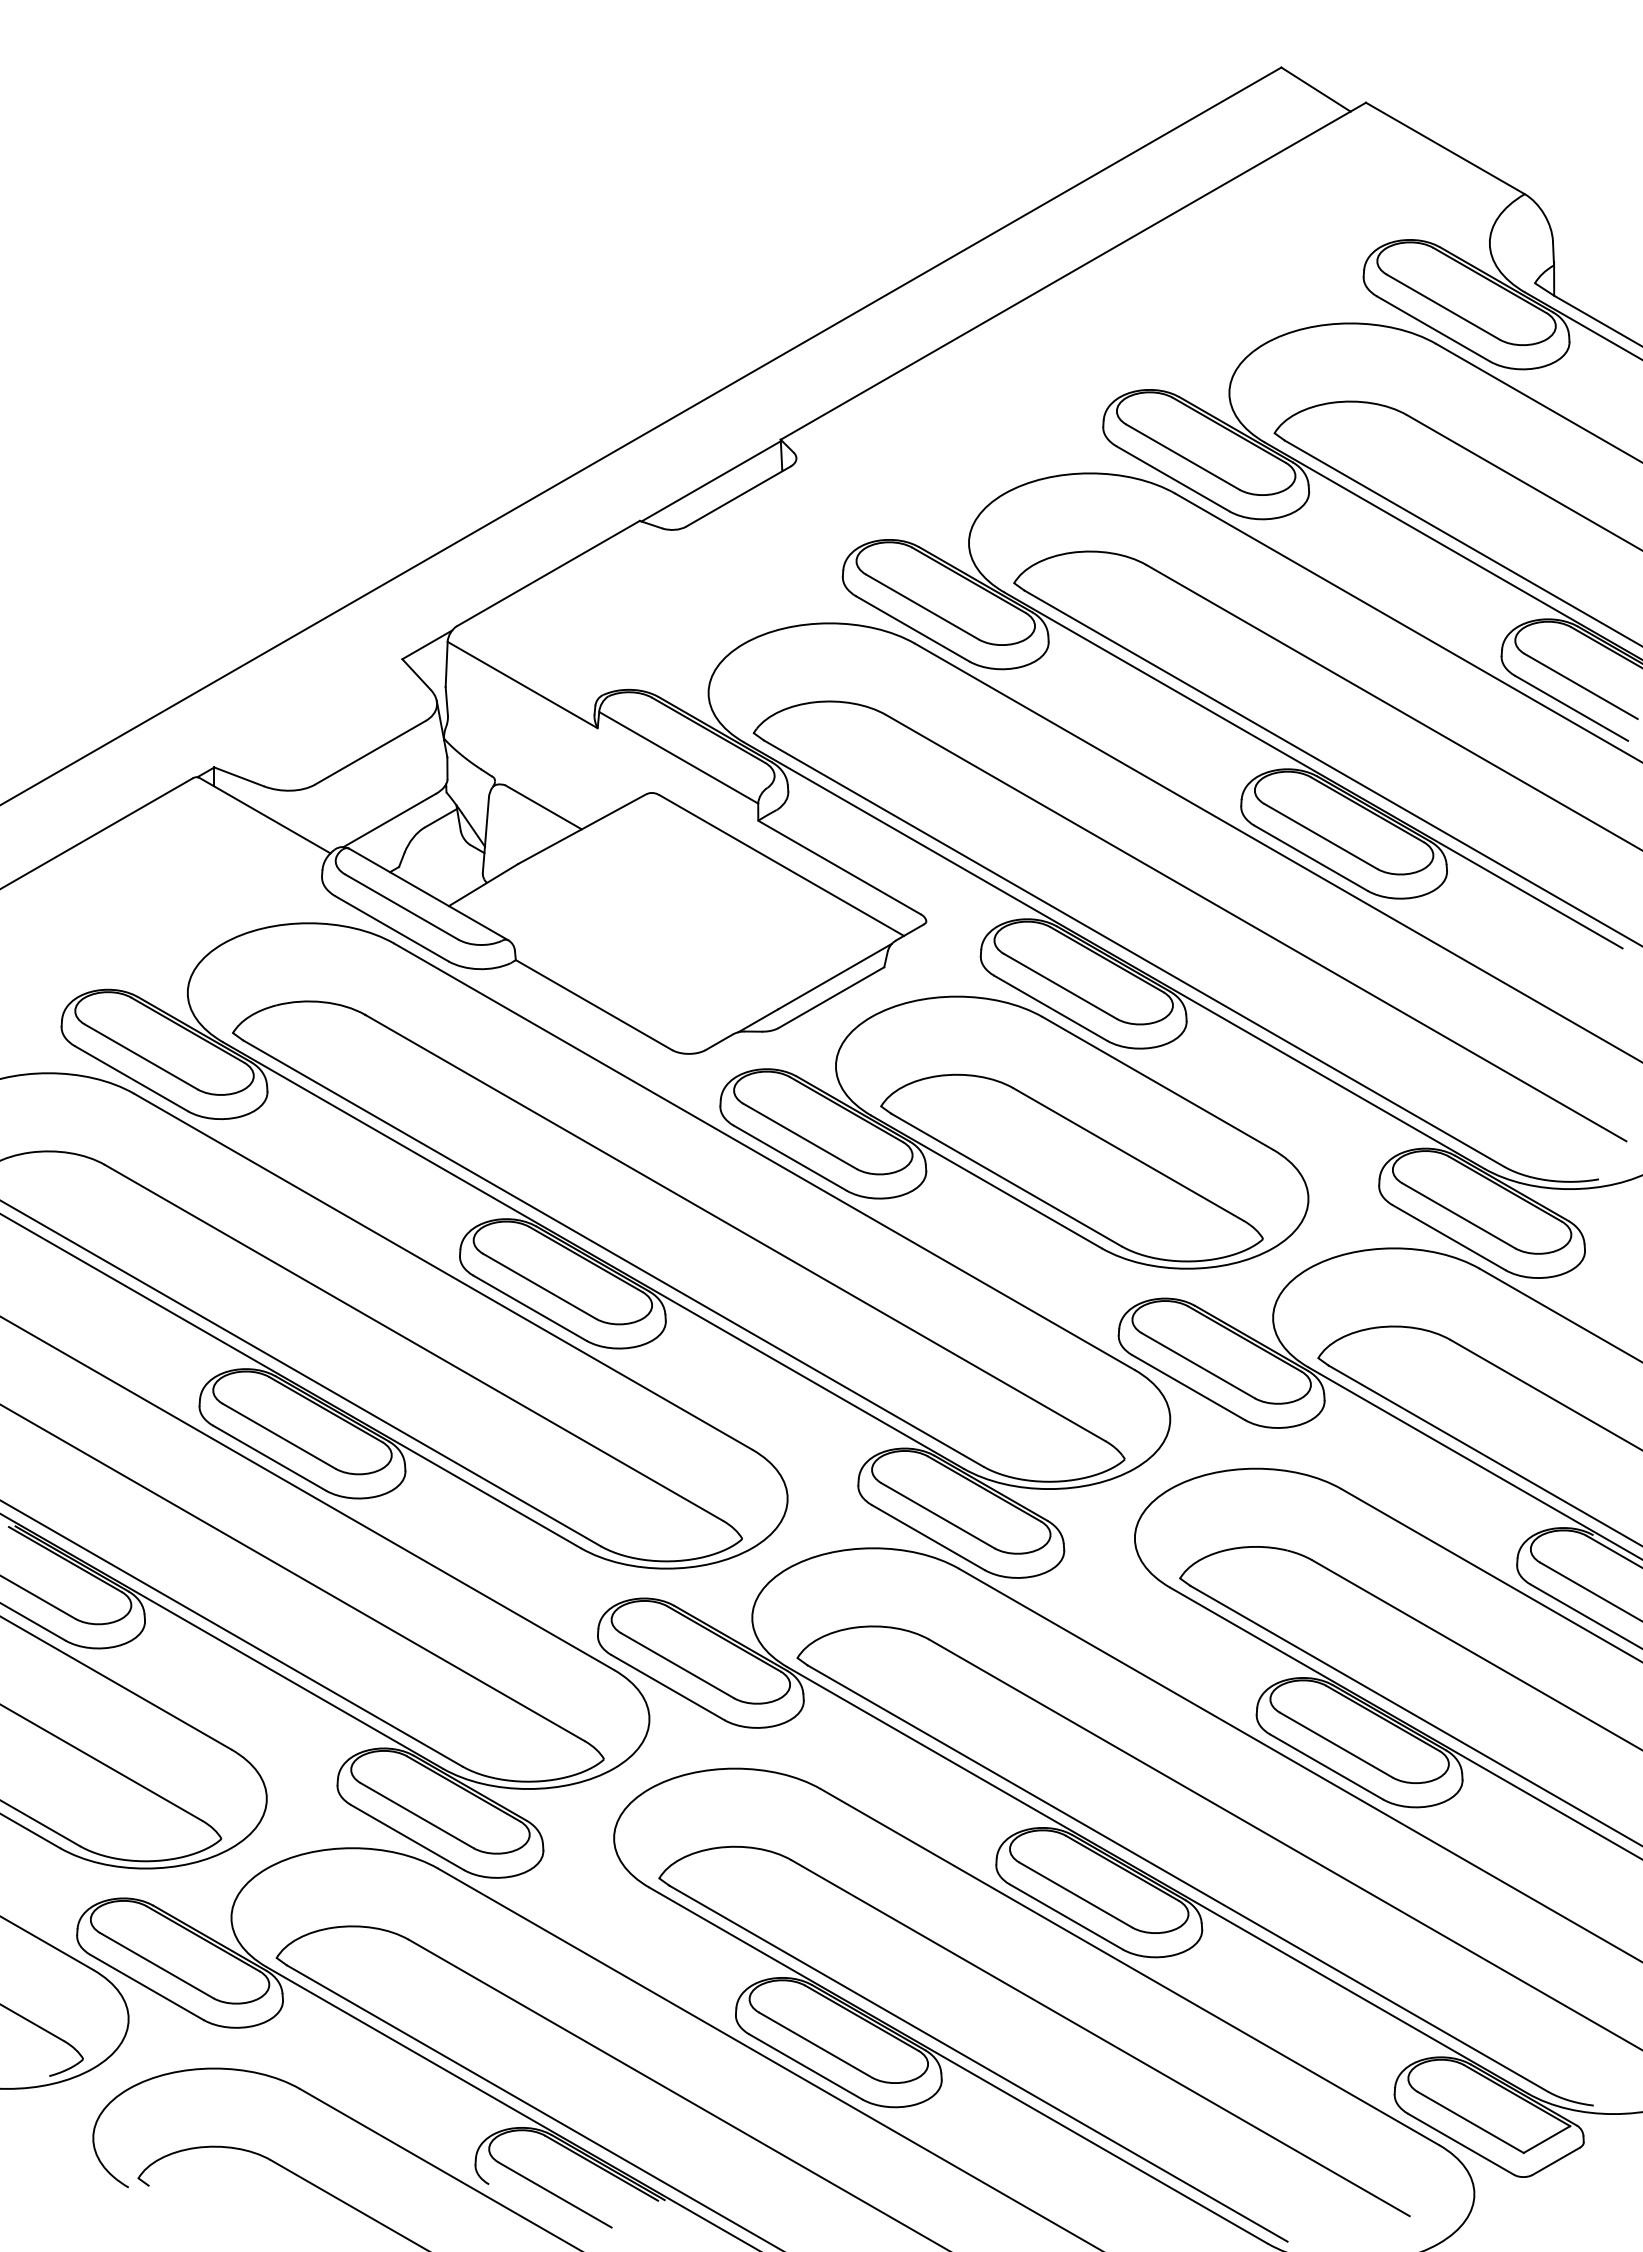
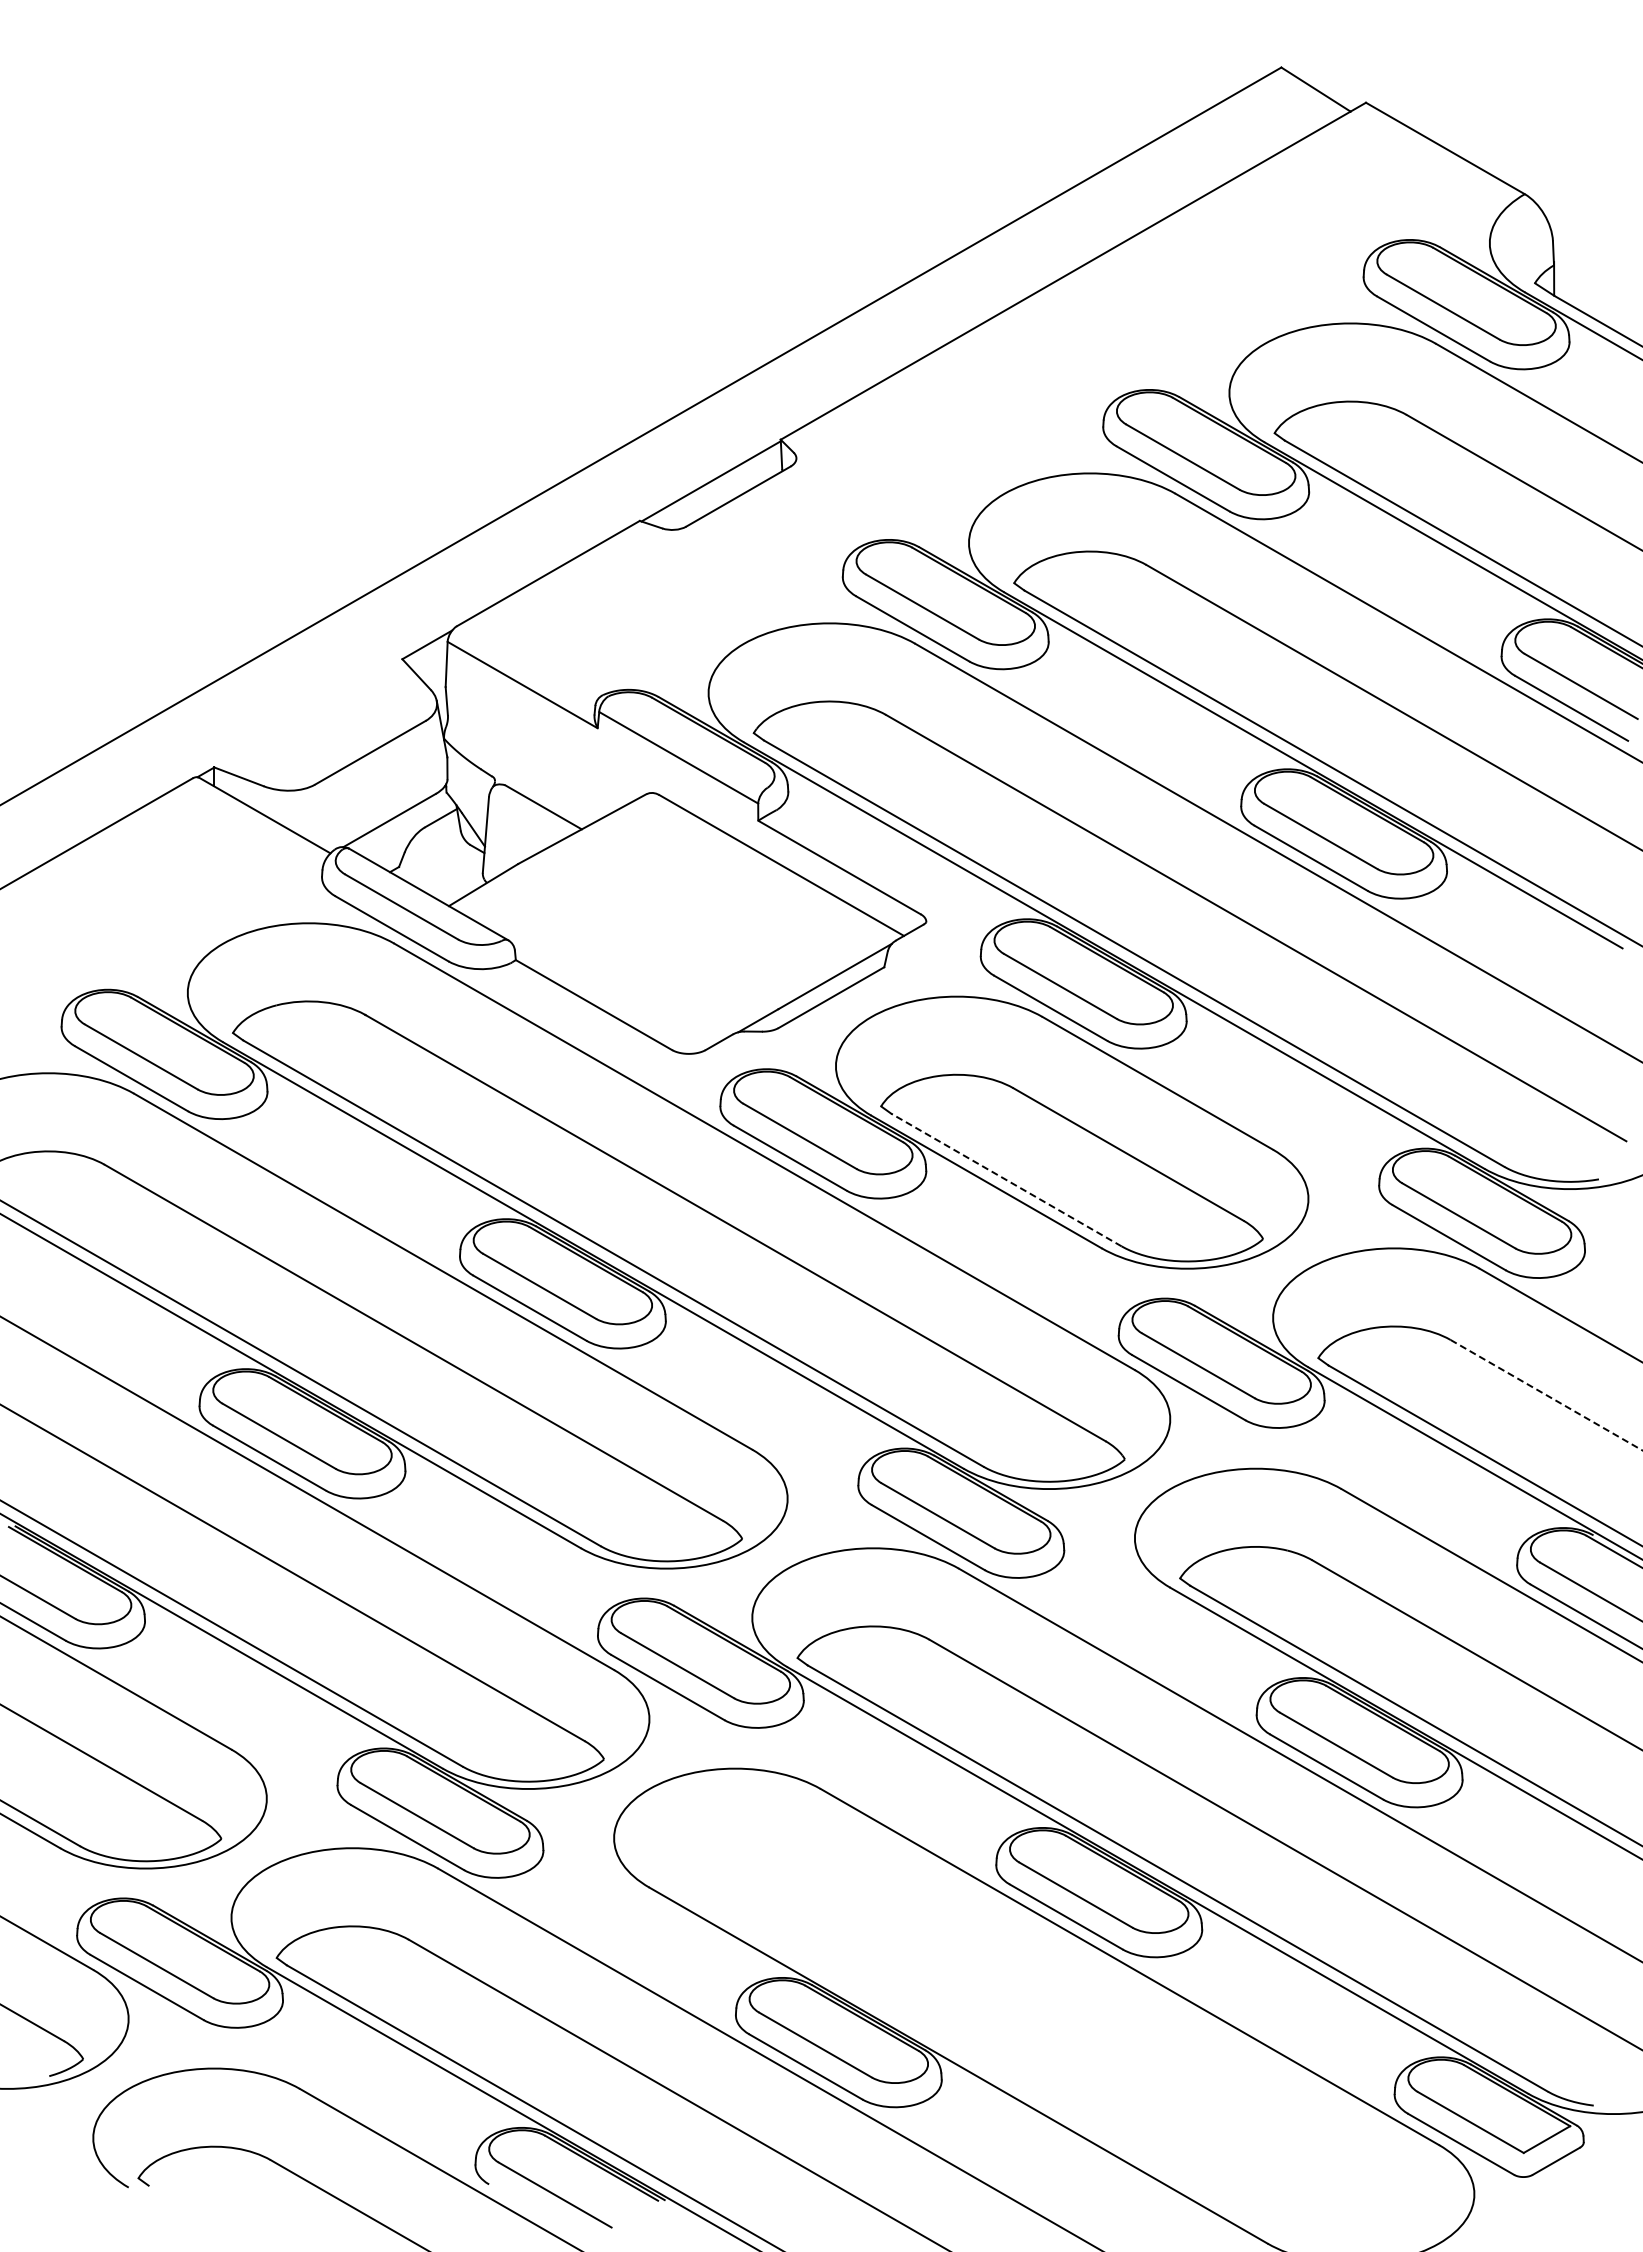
line: solid -> dashed (1006, 1180)
line: solid -> dashed (1546, 1395)
part: present -> none (1053, 2012)
